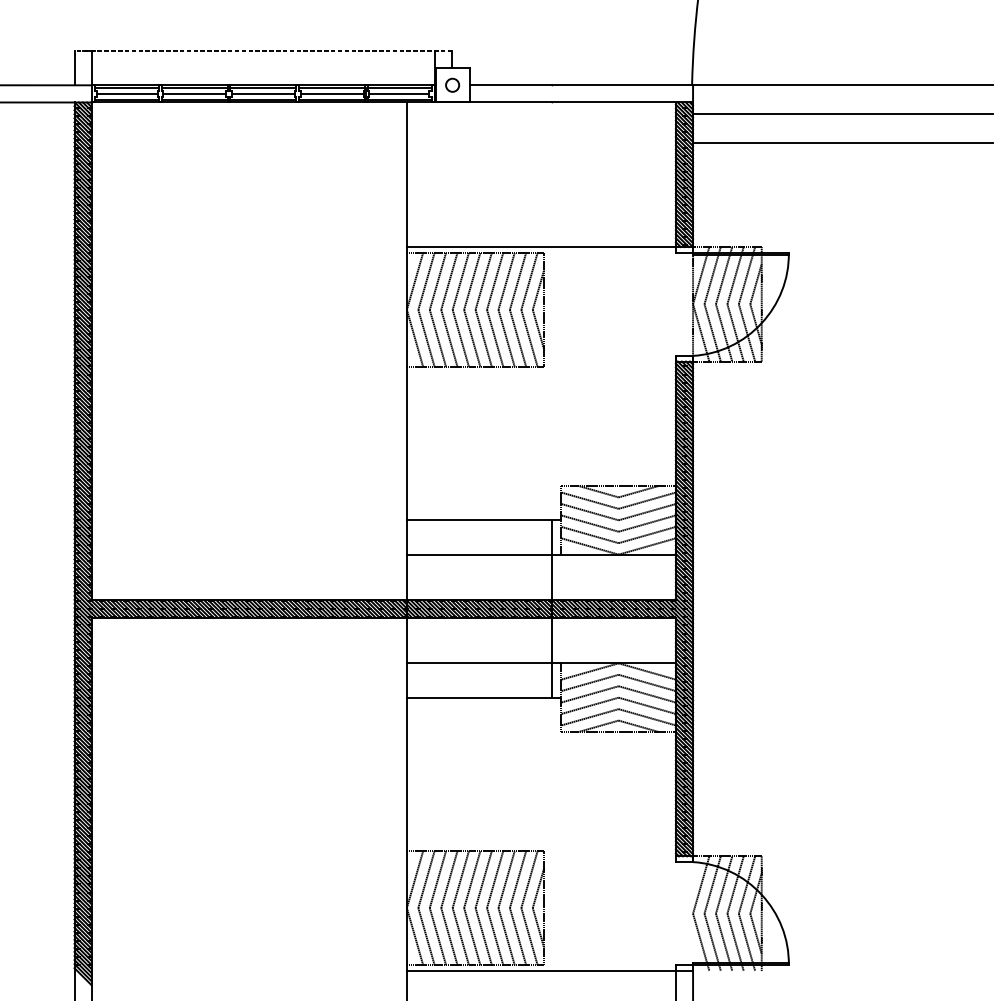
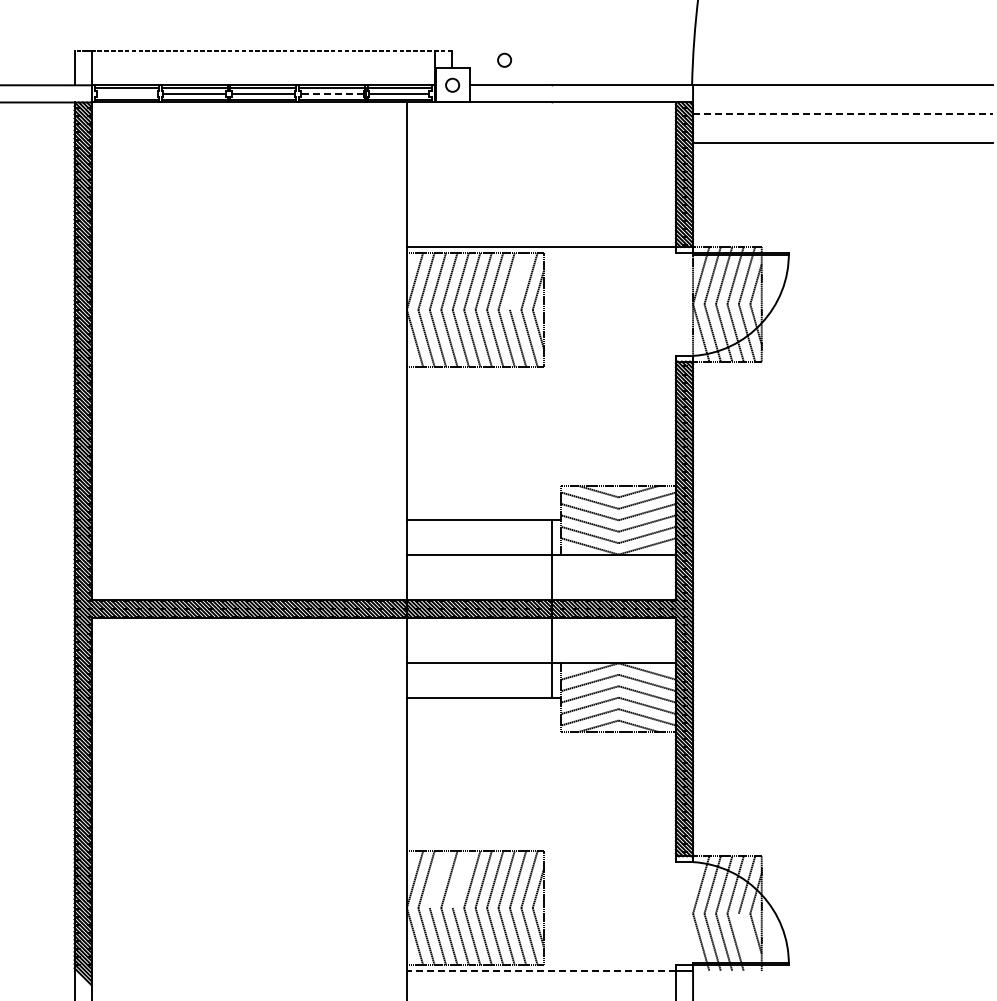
circle: none -> present (504, 59)
line: present -> none (127, 93)
line: solid -> dashed (331, 93)
line: solid -> dashed (843, 113)
line: present -> none (517, 280)
line: present -> none (437, 879)
line: present -> none (460, 879)
line: present -> none (746, 941)
line: solid -> dashed (540, 970)
